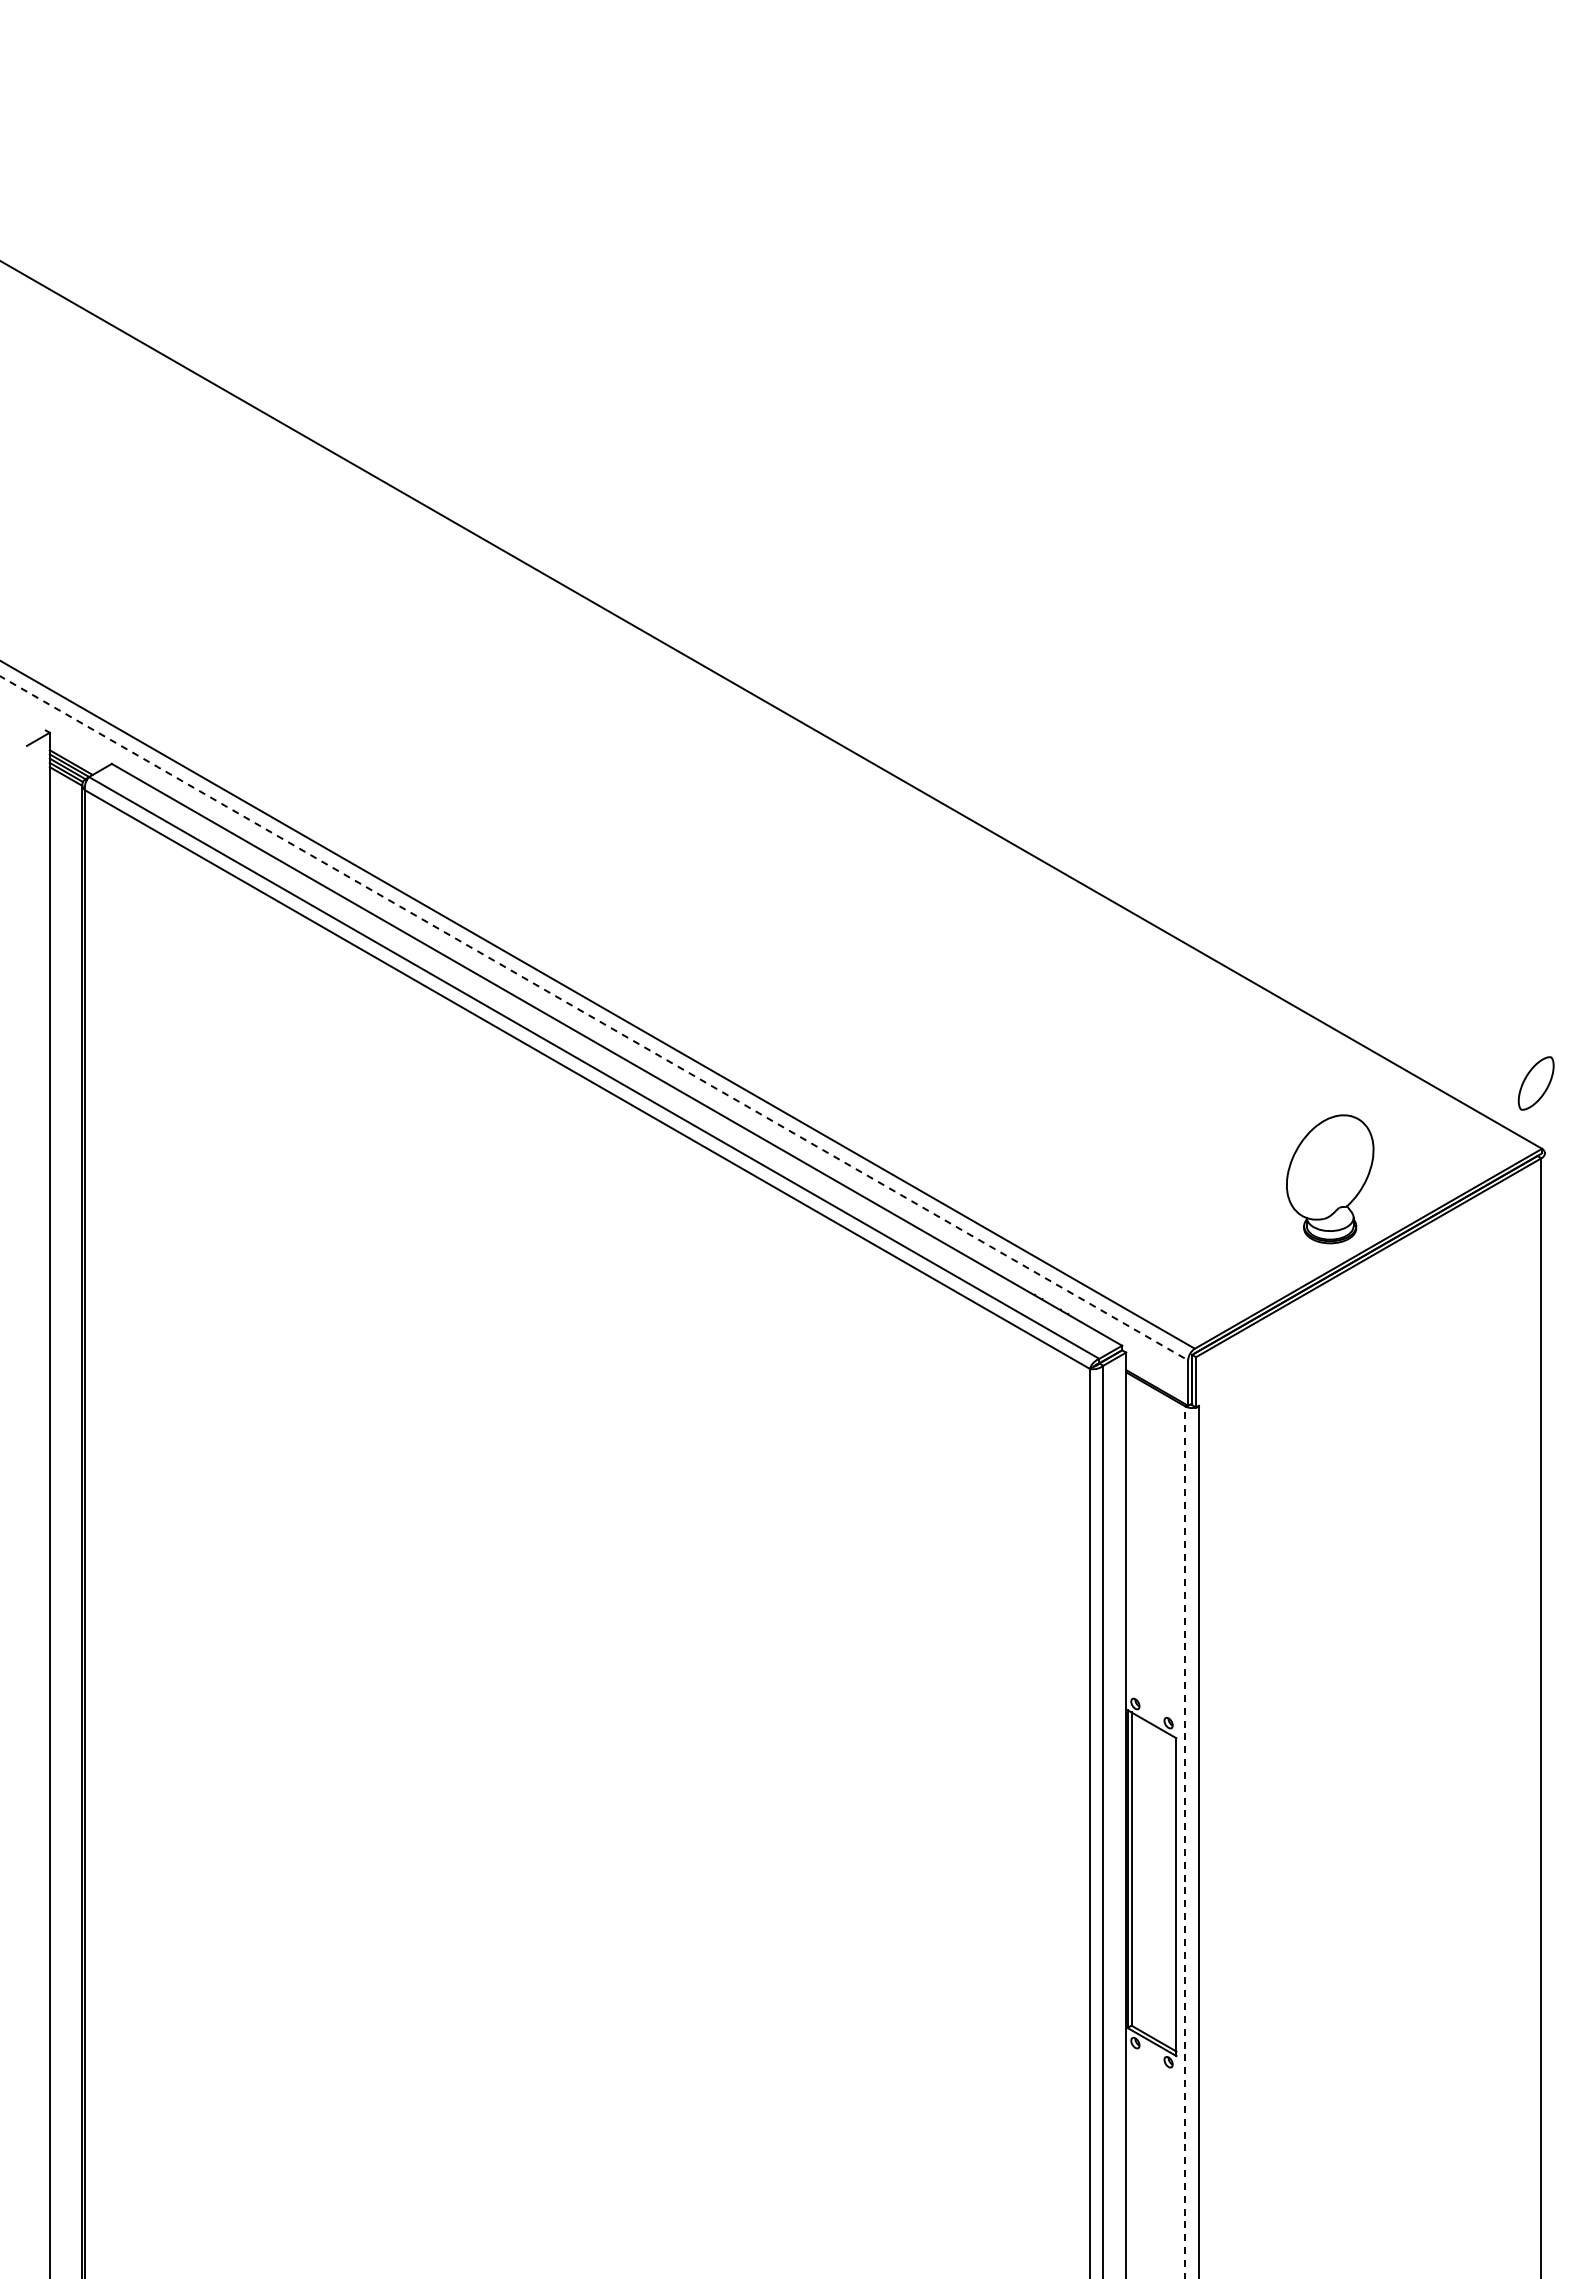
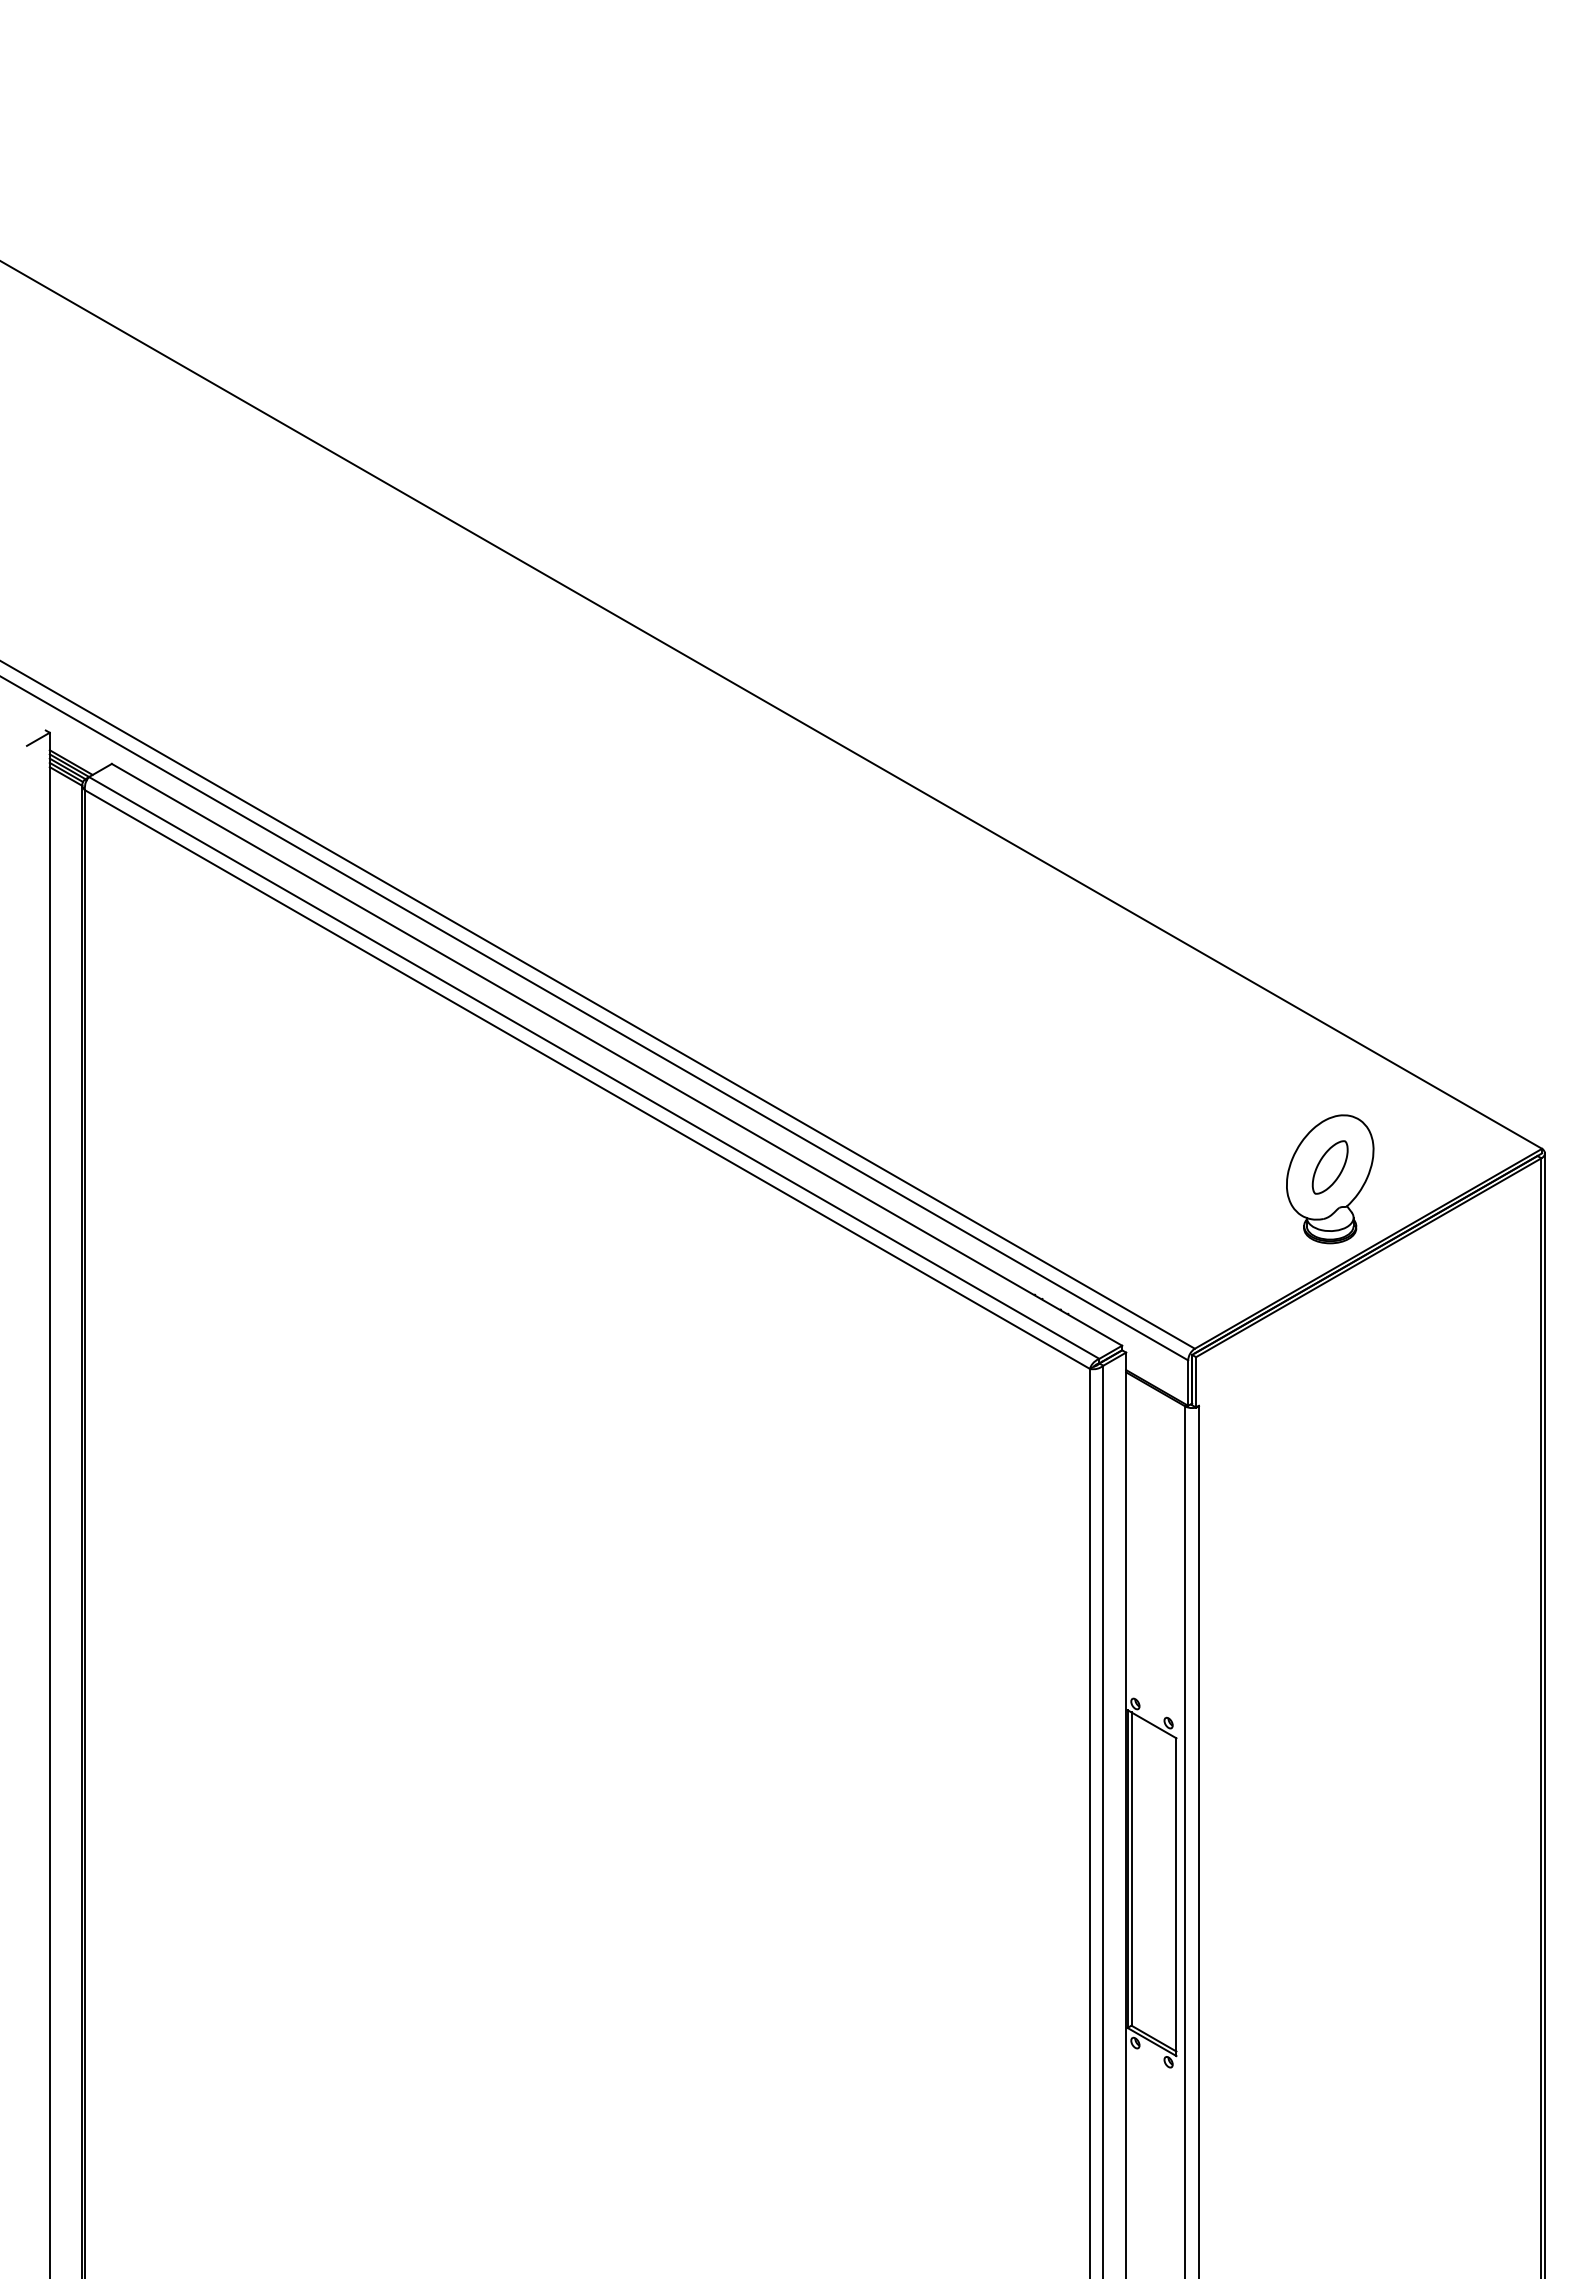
line: dashed -> solid (594, 1018)
part position: (1535, 1083) -> (1329, 1167) (1329, 1167)
line: none -> present (1544, 1714)
line: dashed -> solid (1185, 1842)
